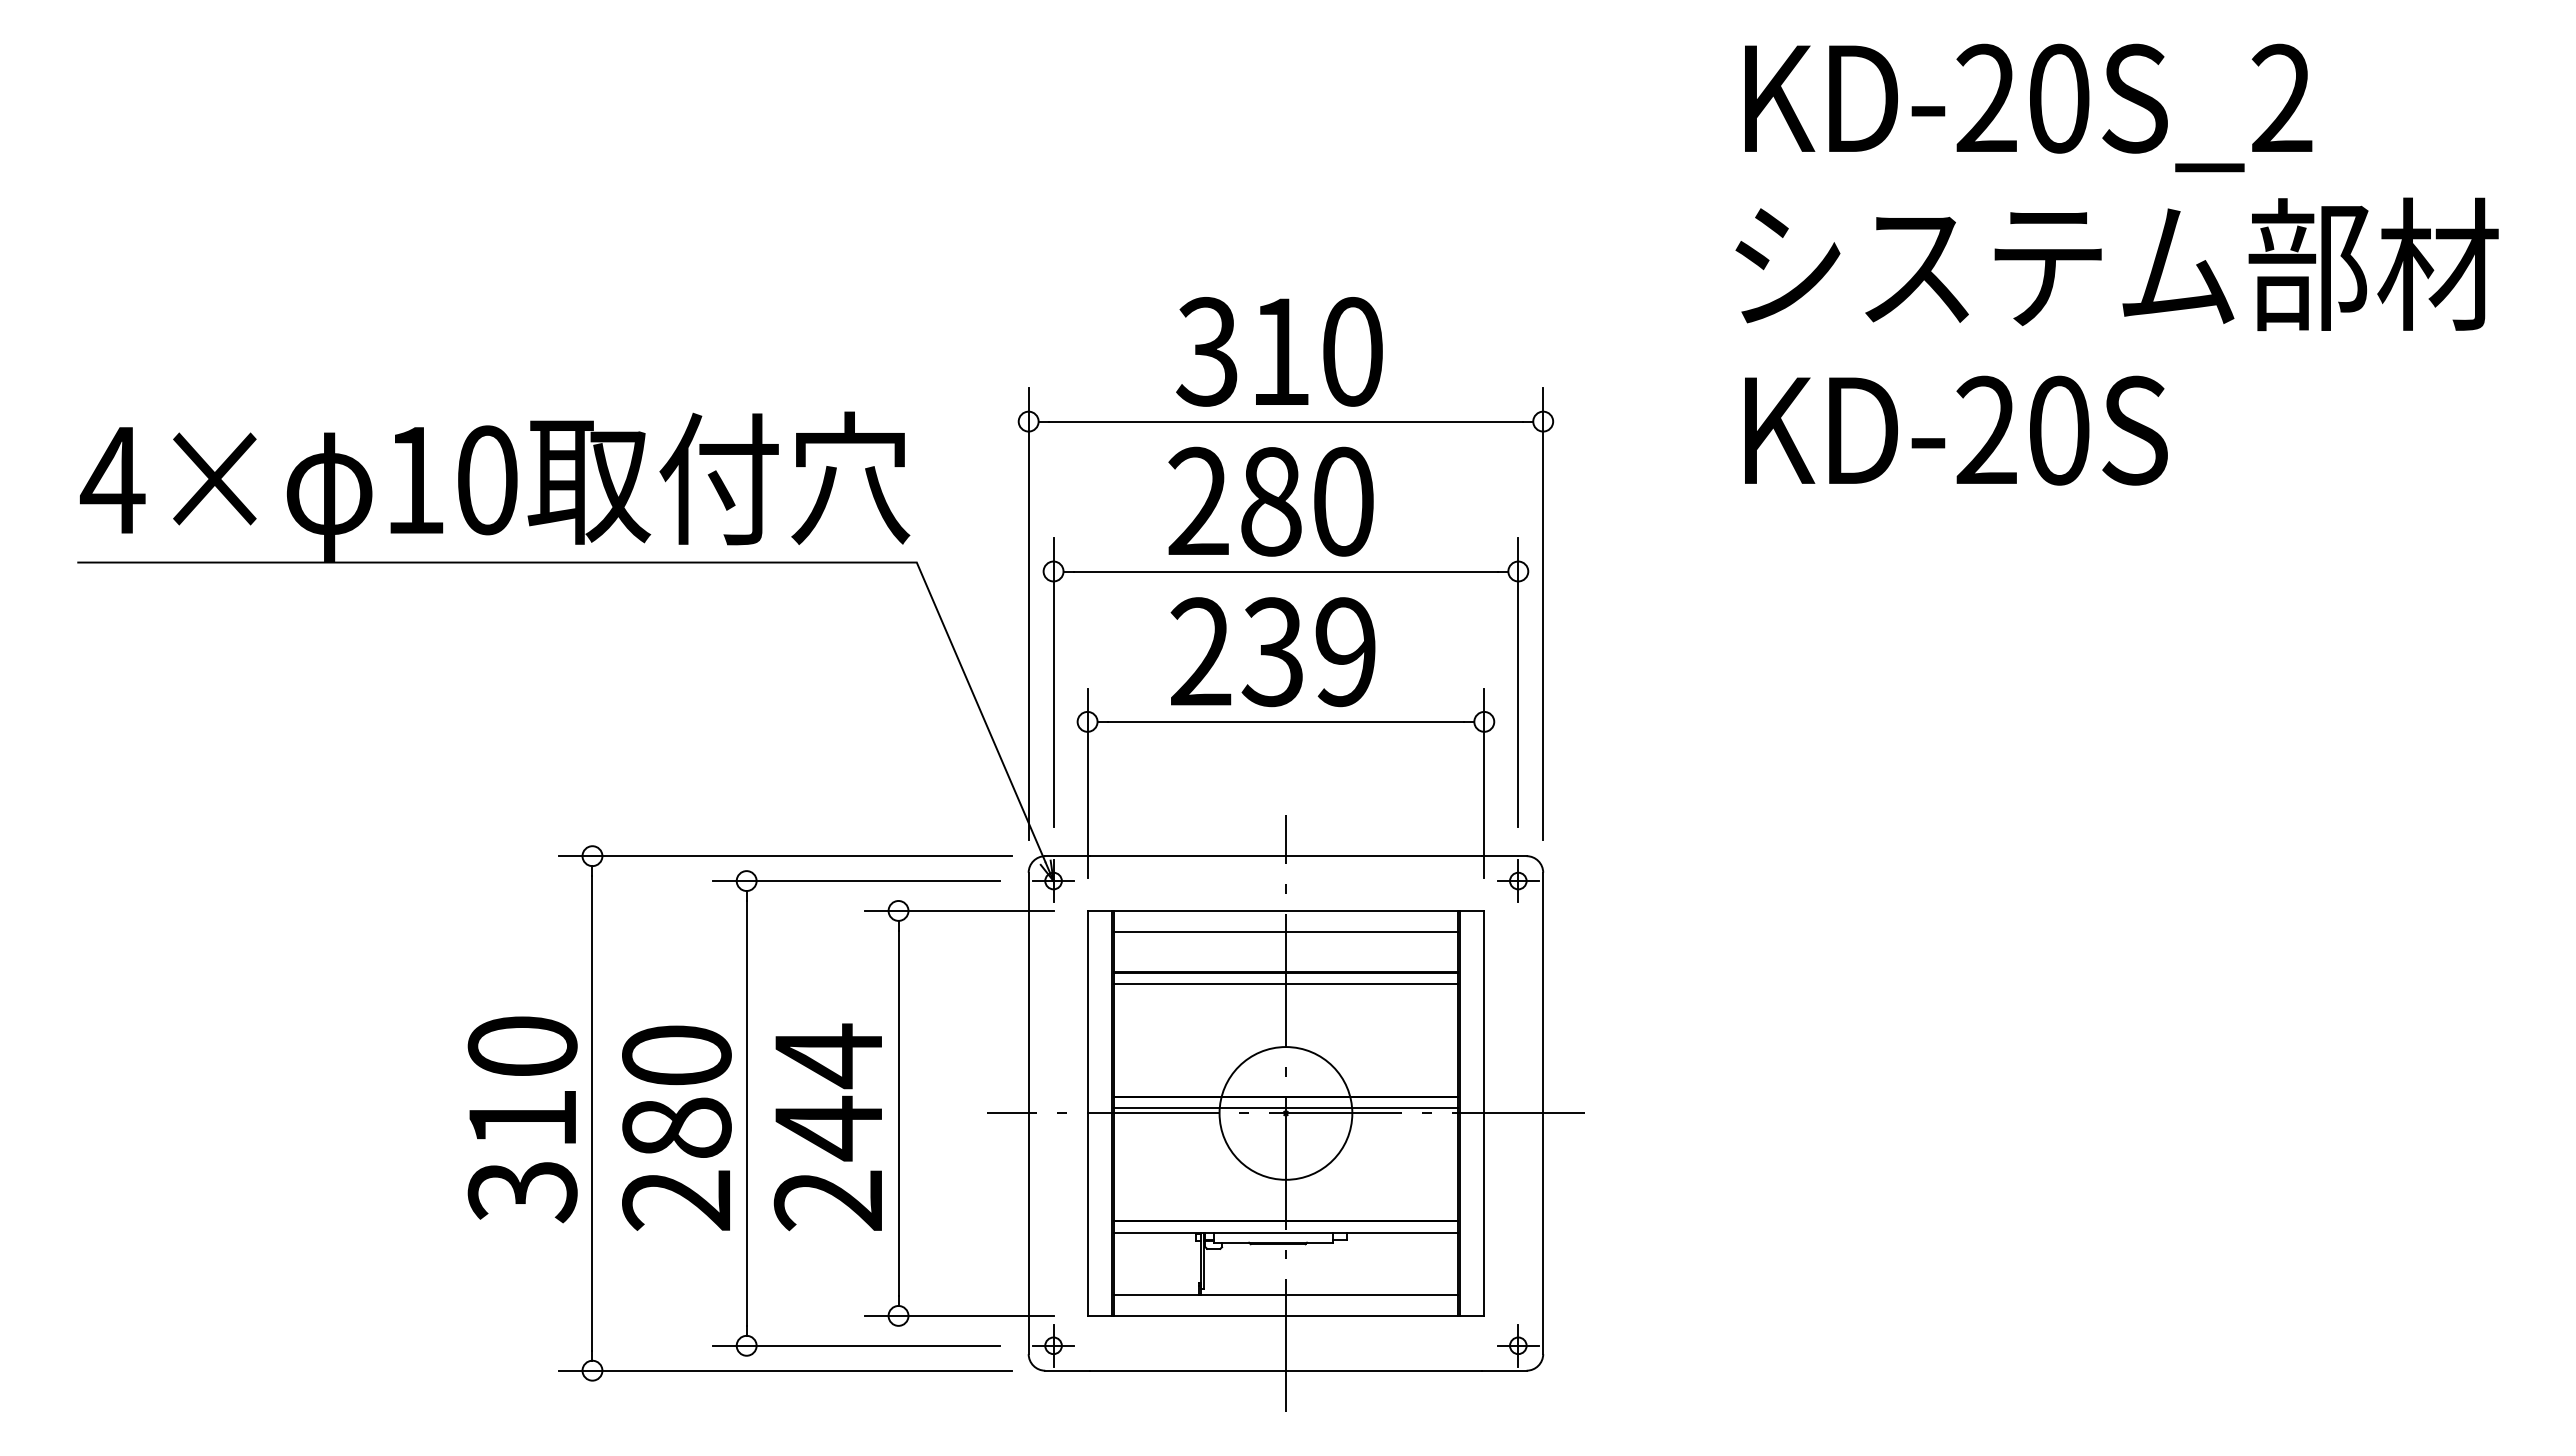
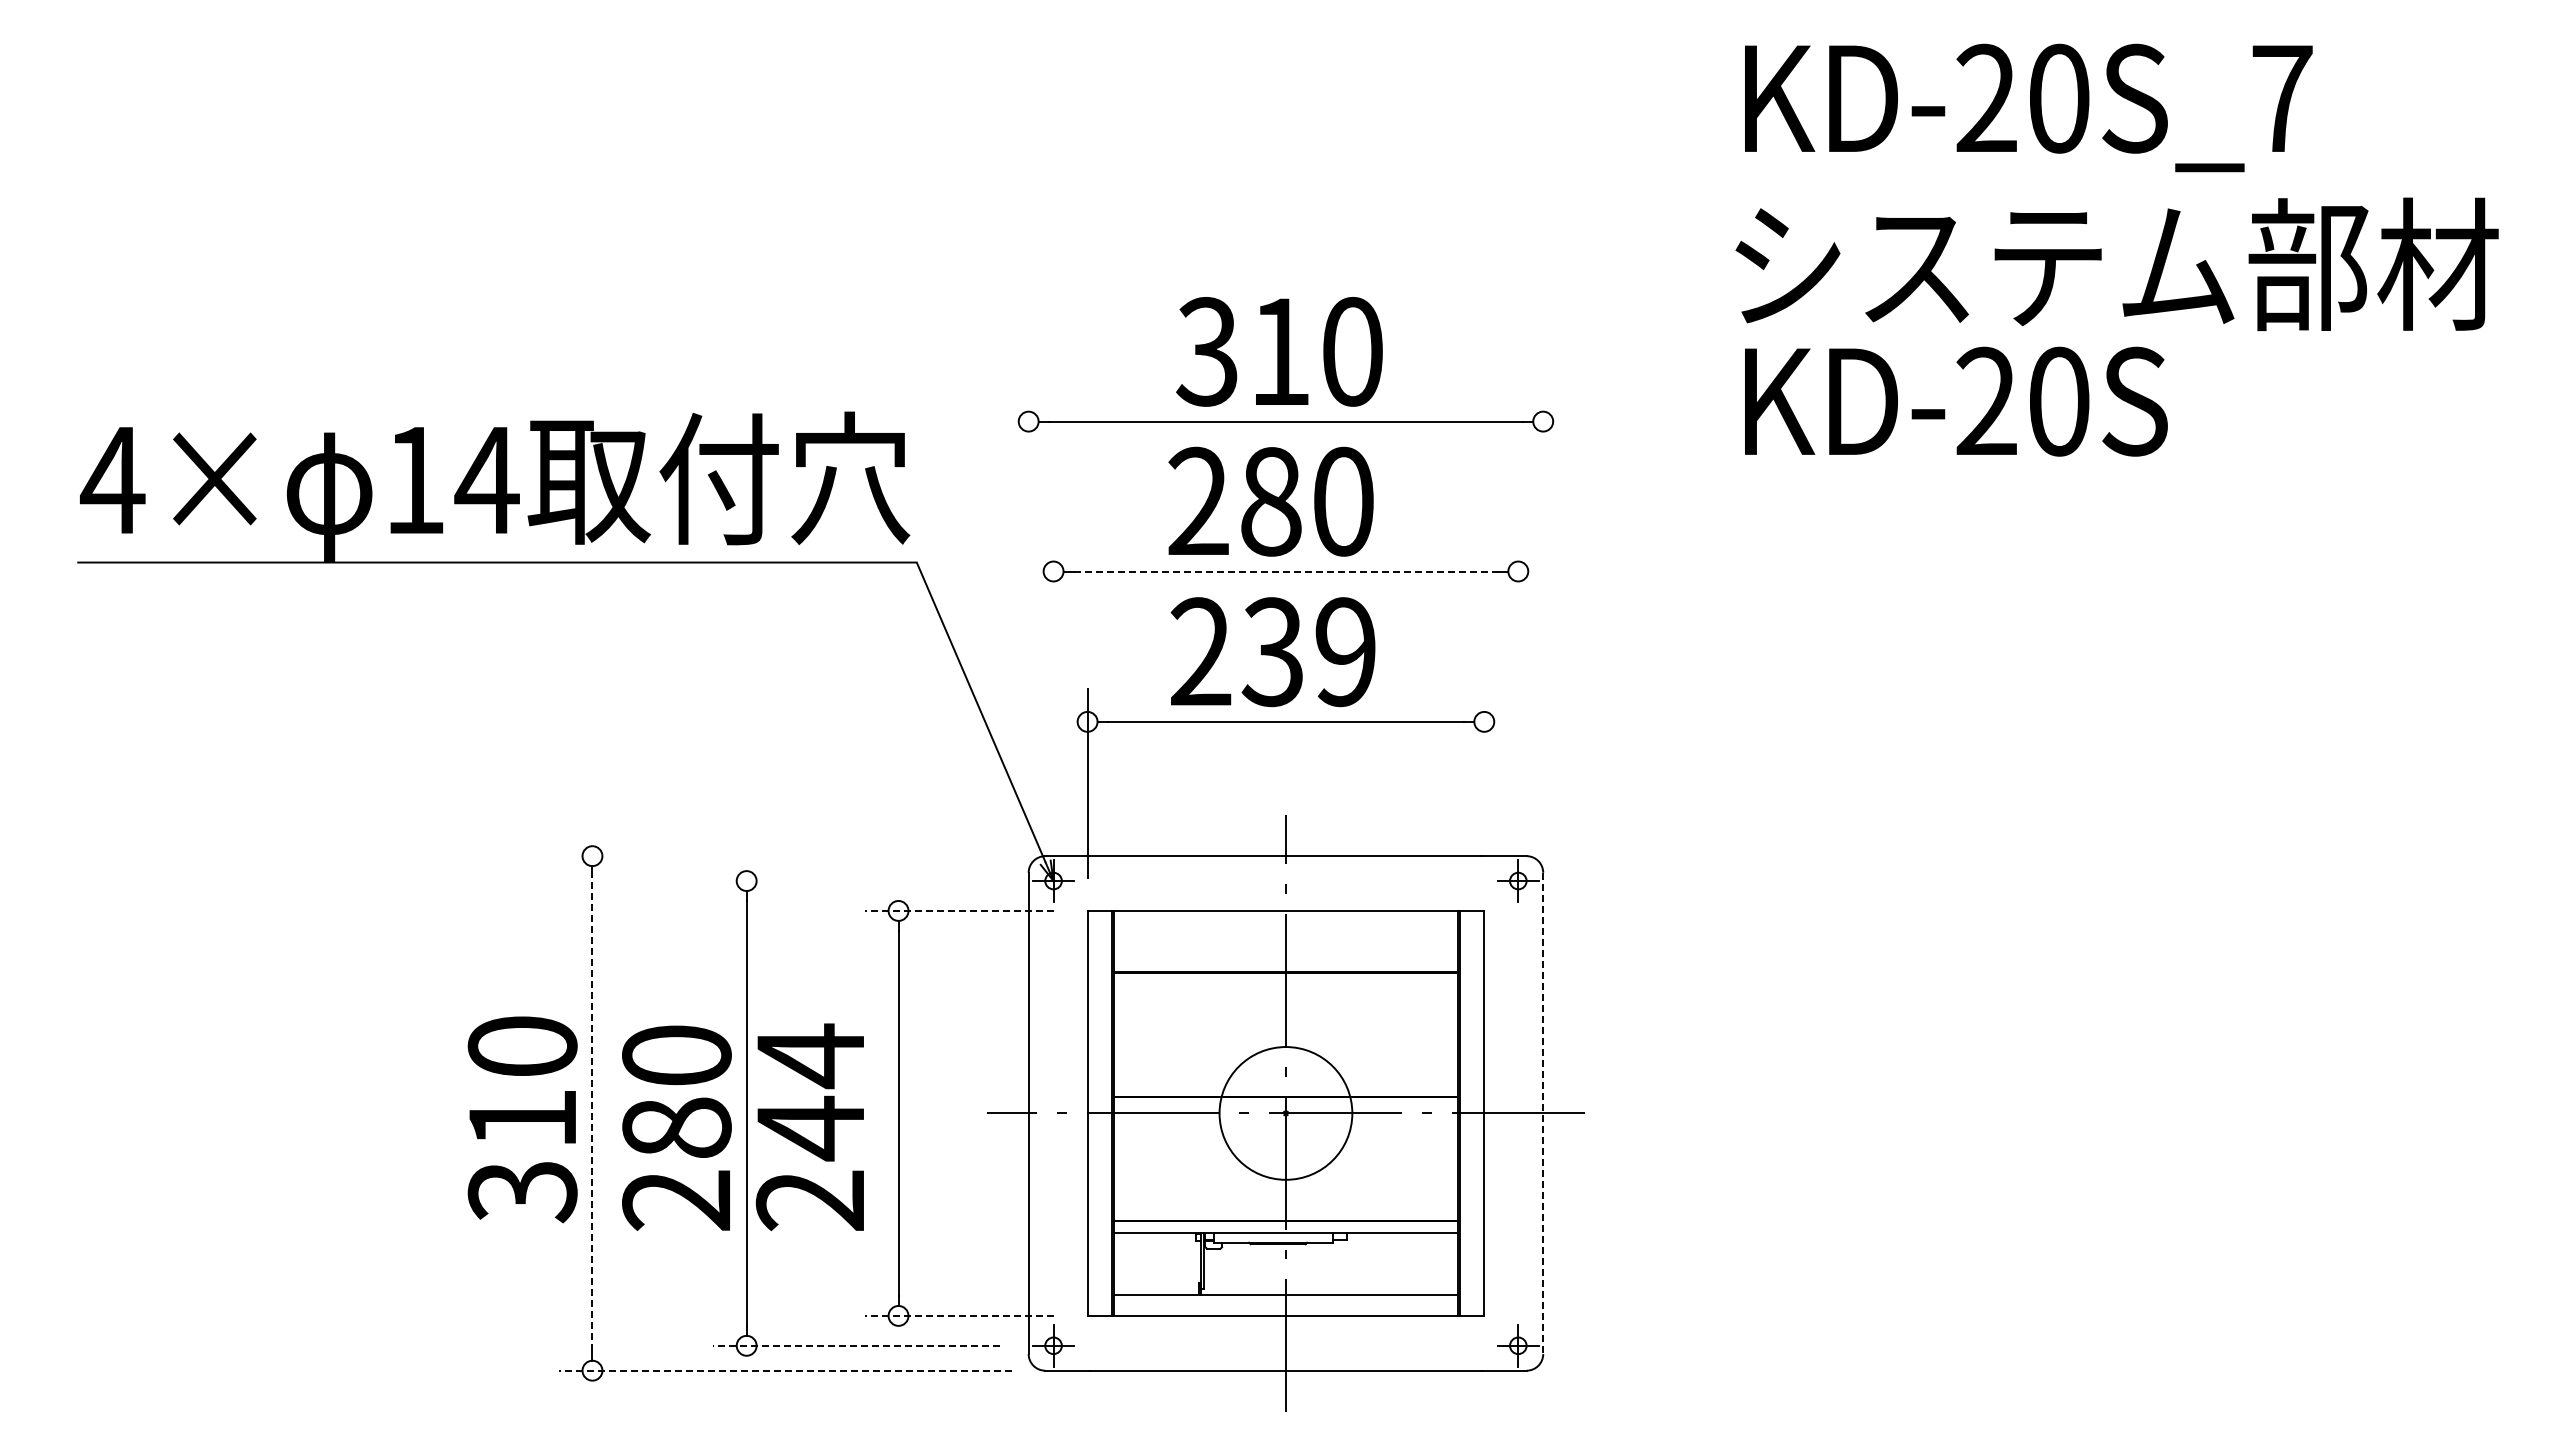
text: KD-20S_2 -> KD-20S_7 (2281, 97)
text position: (1956, 430) -> (1956, 401) (1956, 401)
text: 10 -> 14 (486, 480)
line: solid -> dashed (1286, 571)
line: present -> none (1028, 613)
line: present -> none (1543, 613)
line: present -> none (1053, 682)
line: present -> none (1518, 682)
line: present -> none (1484, 782)
line: present -> none (785, 856)
line: present -> none (856, 881)
line: solid -> dashed (959, 910)
line: present -> none (1285, 931)
line: present -> none (1285, 983)
line: present -> none (1285, 1108)
line: solid -> dashed (592, 1112)
line: solid -> dashed (1543, 1113)
text position: (827, 1127) -> (809, 1127) (809, 1127)
line: solid -> dashed (959, 1315)
line: solid -> dashed (856, 1345)
line: solid -> dashed (785, 1370)
